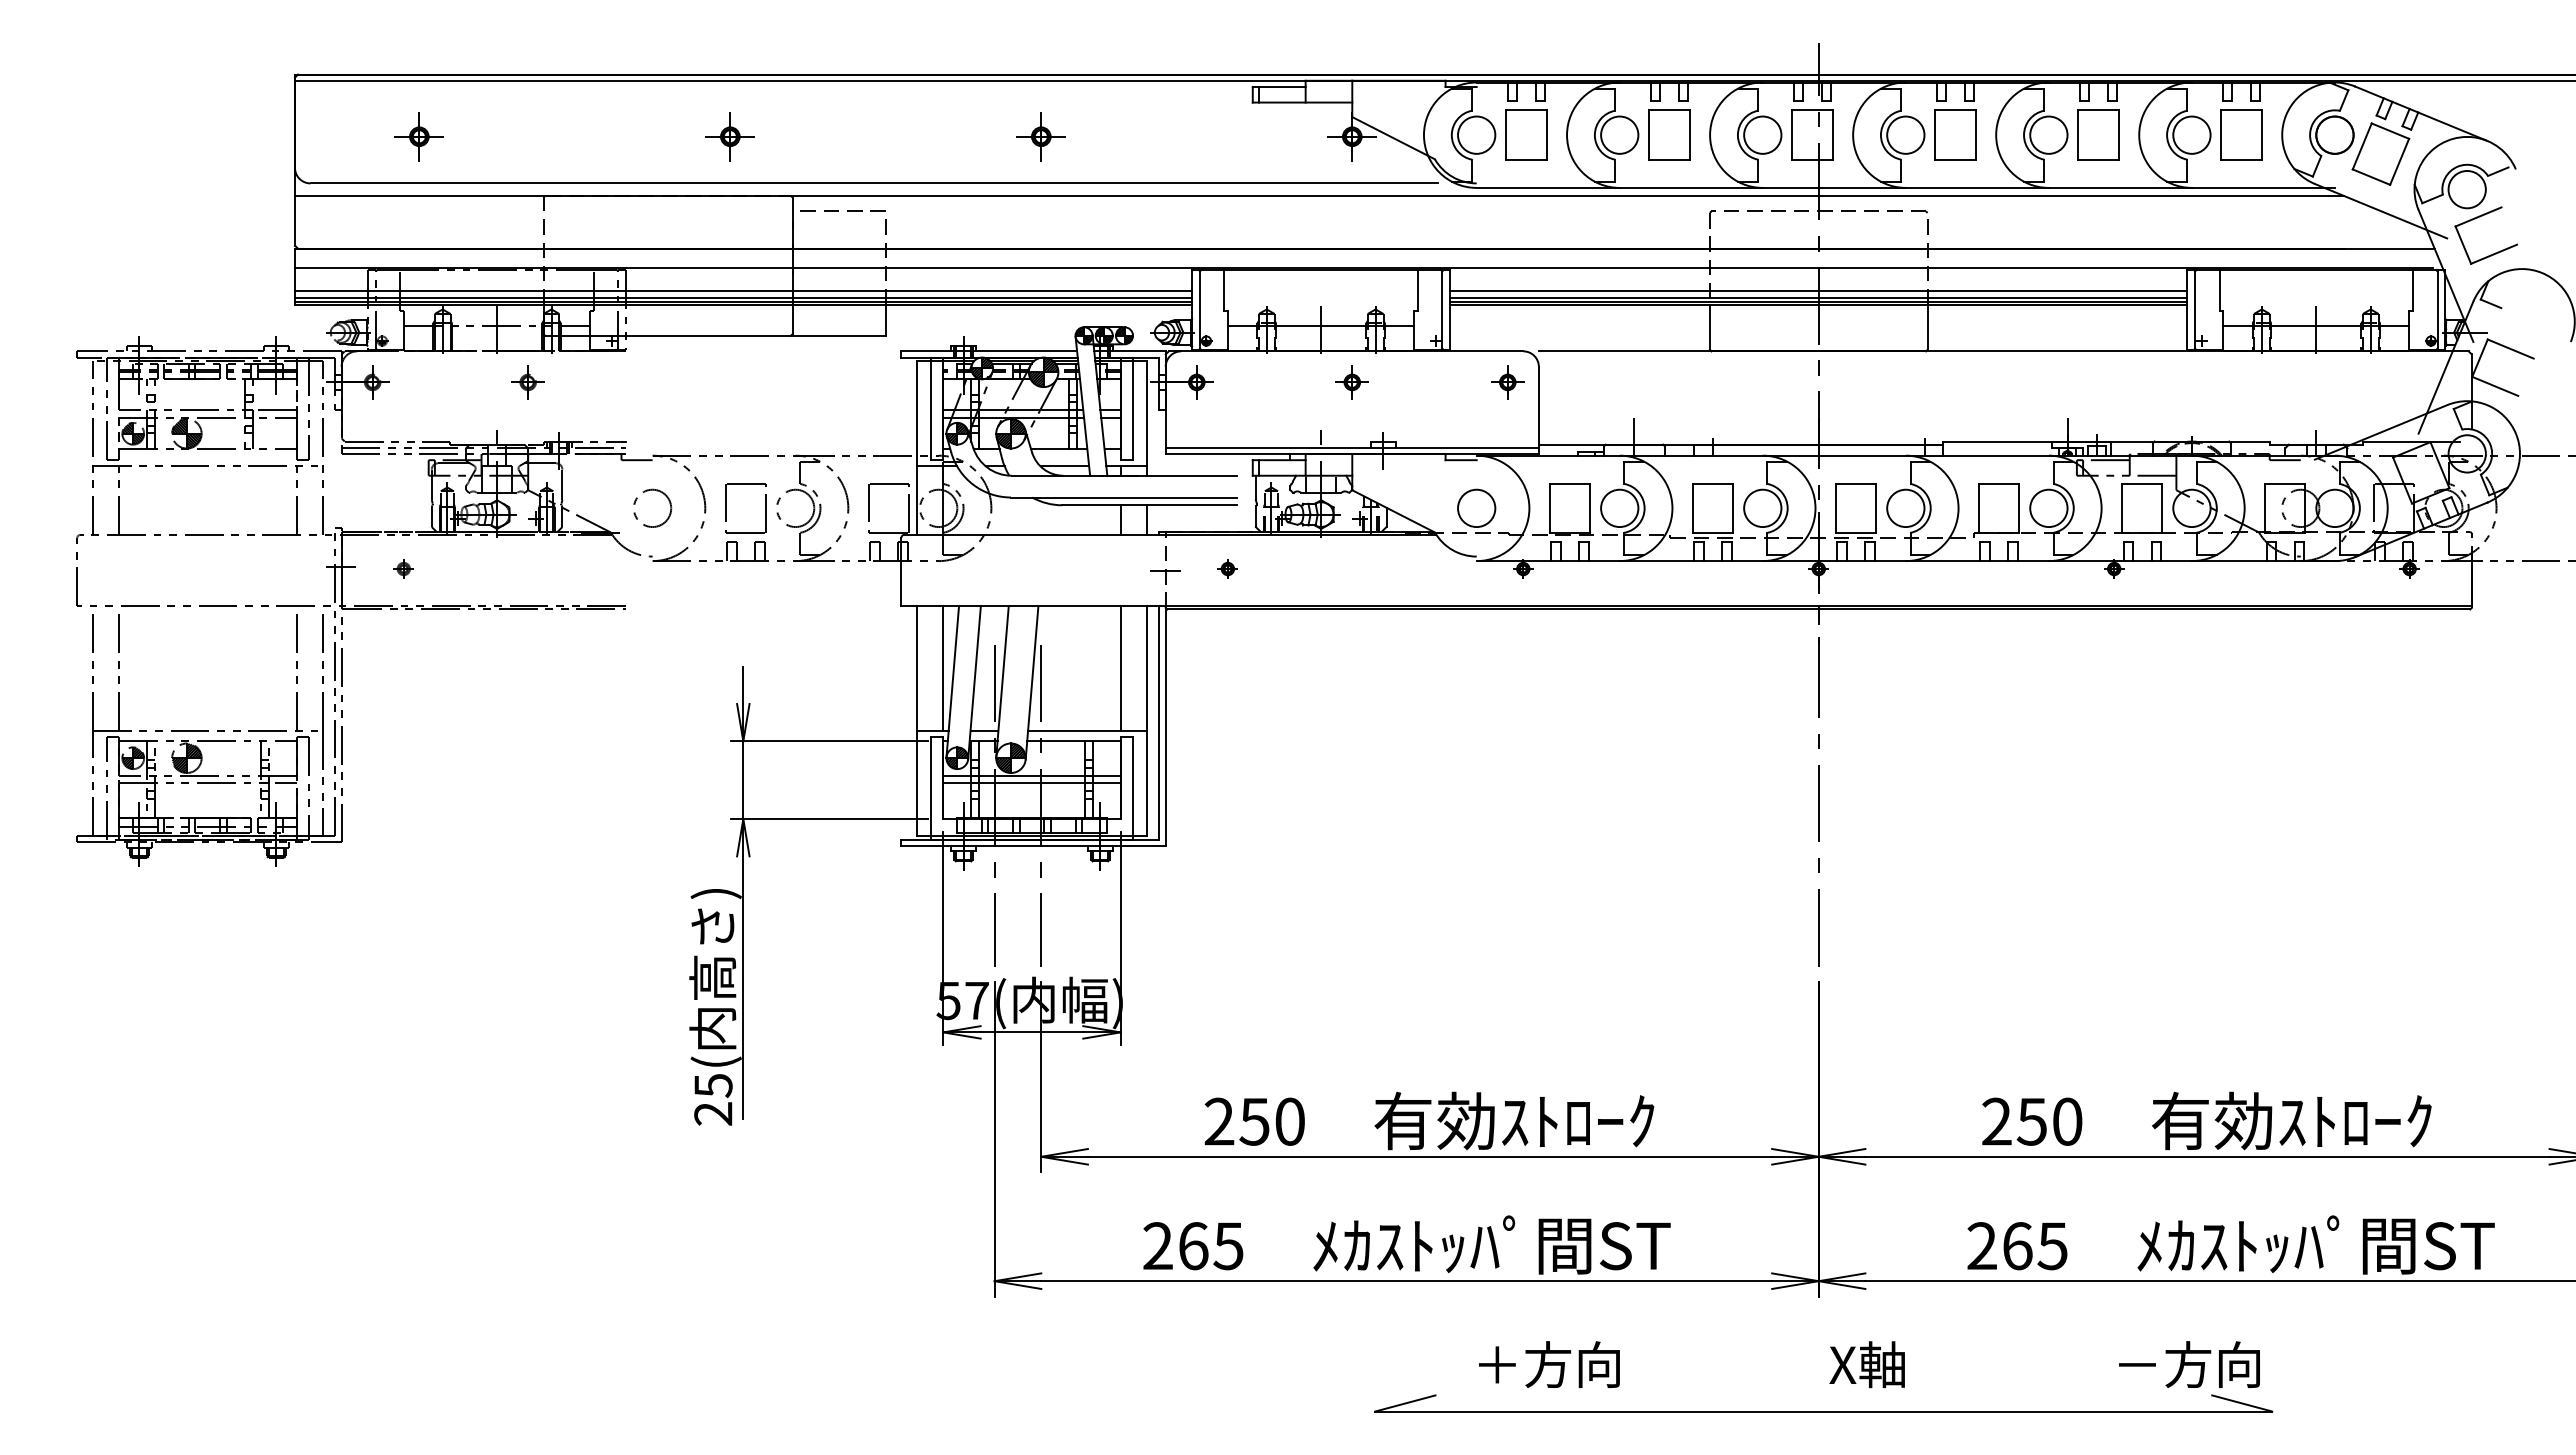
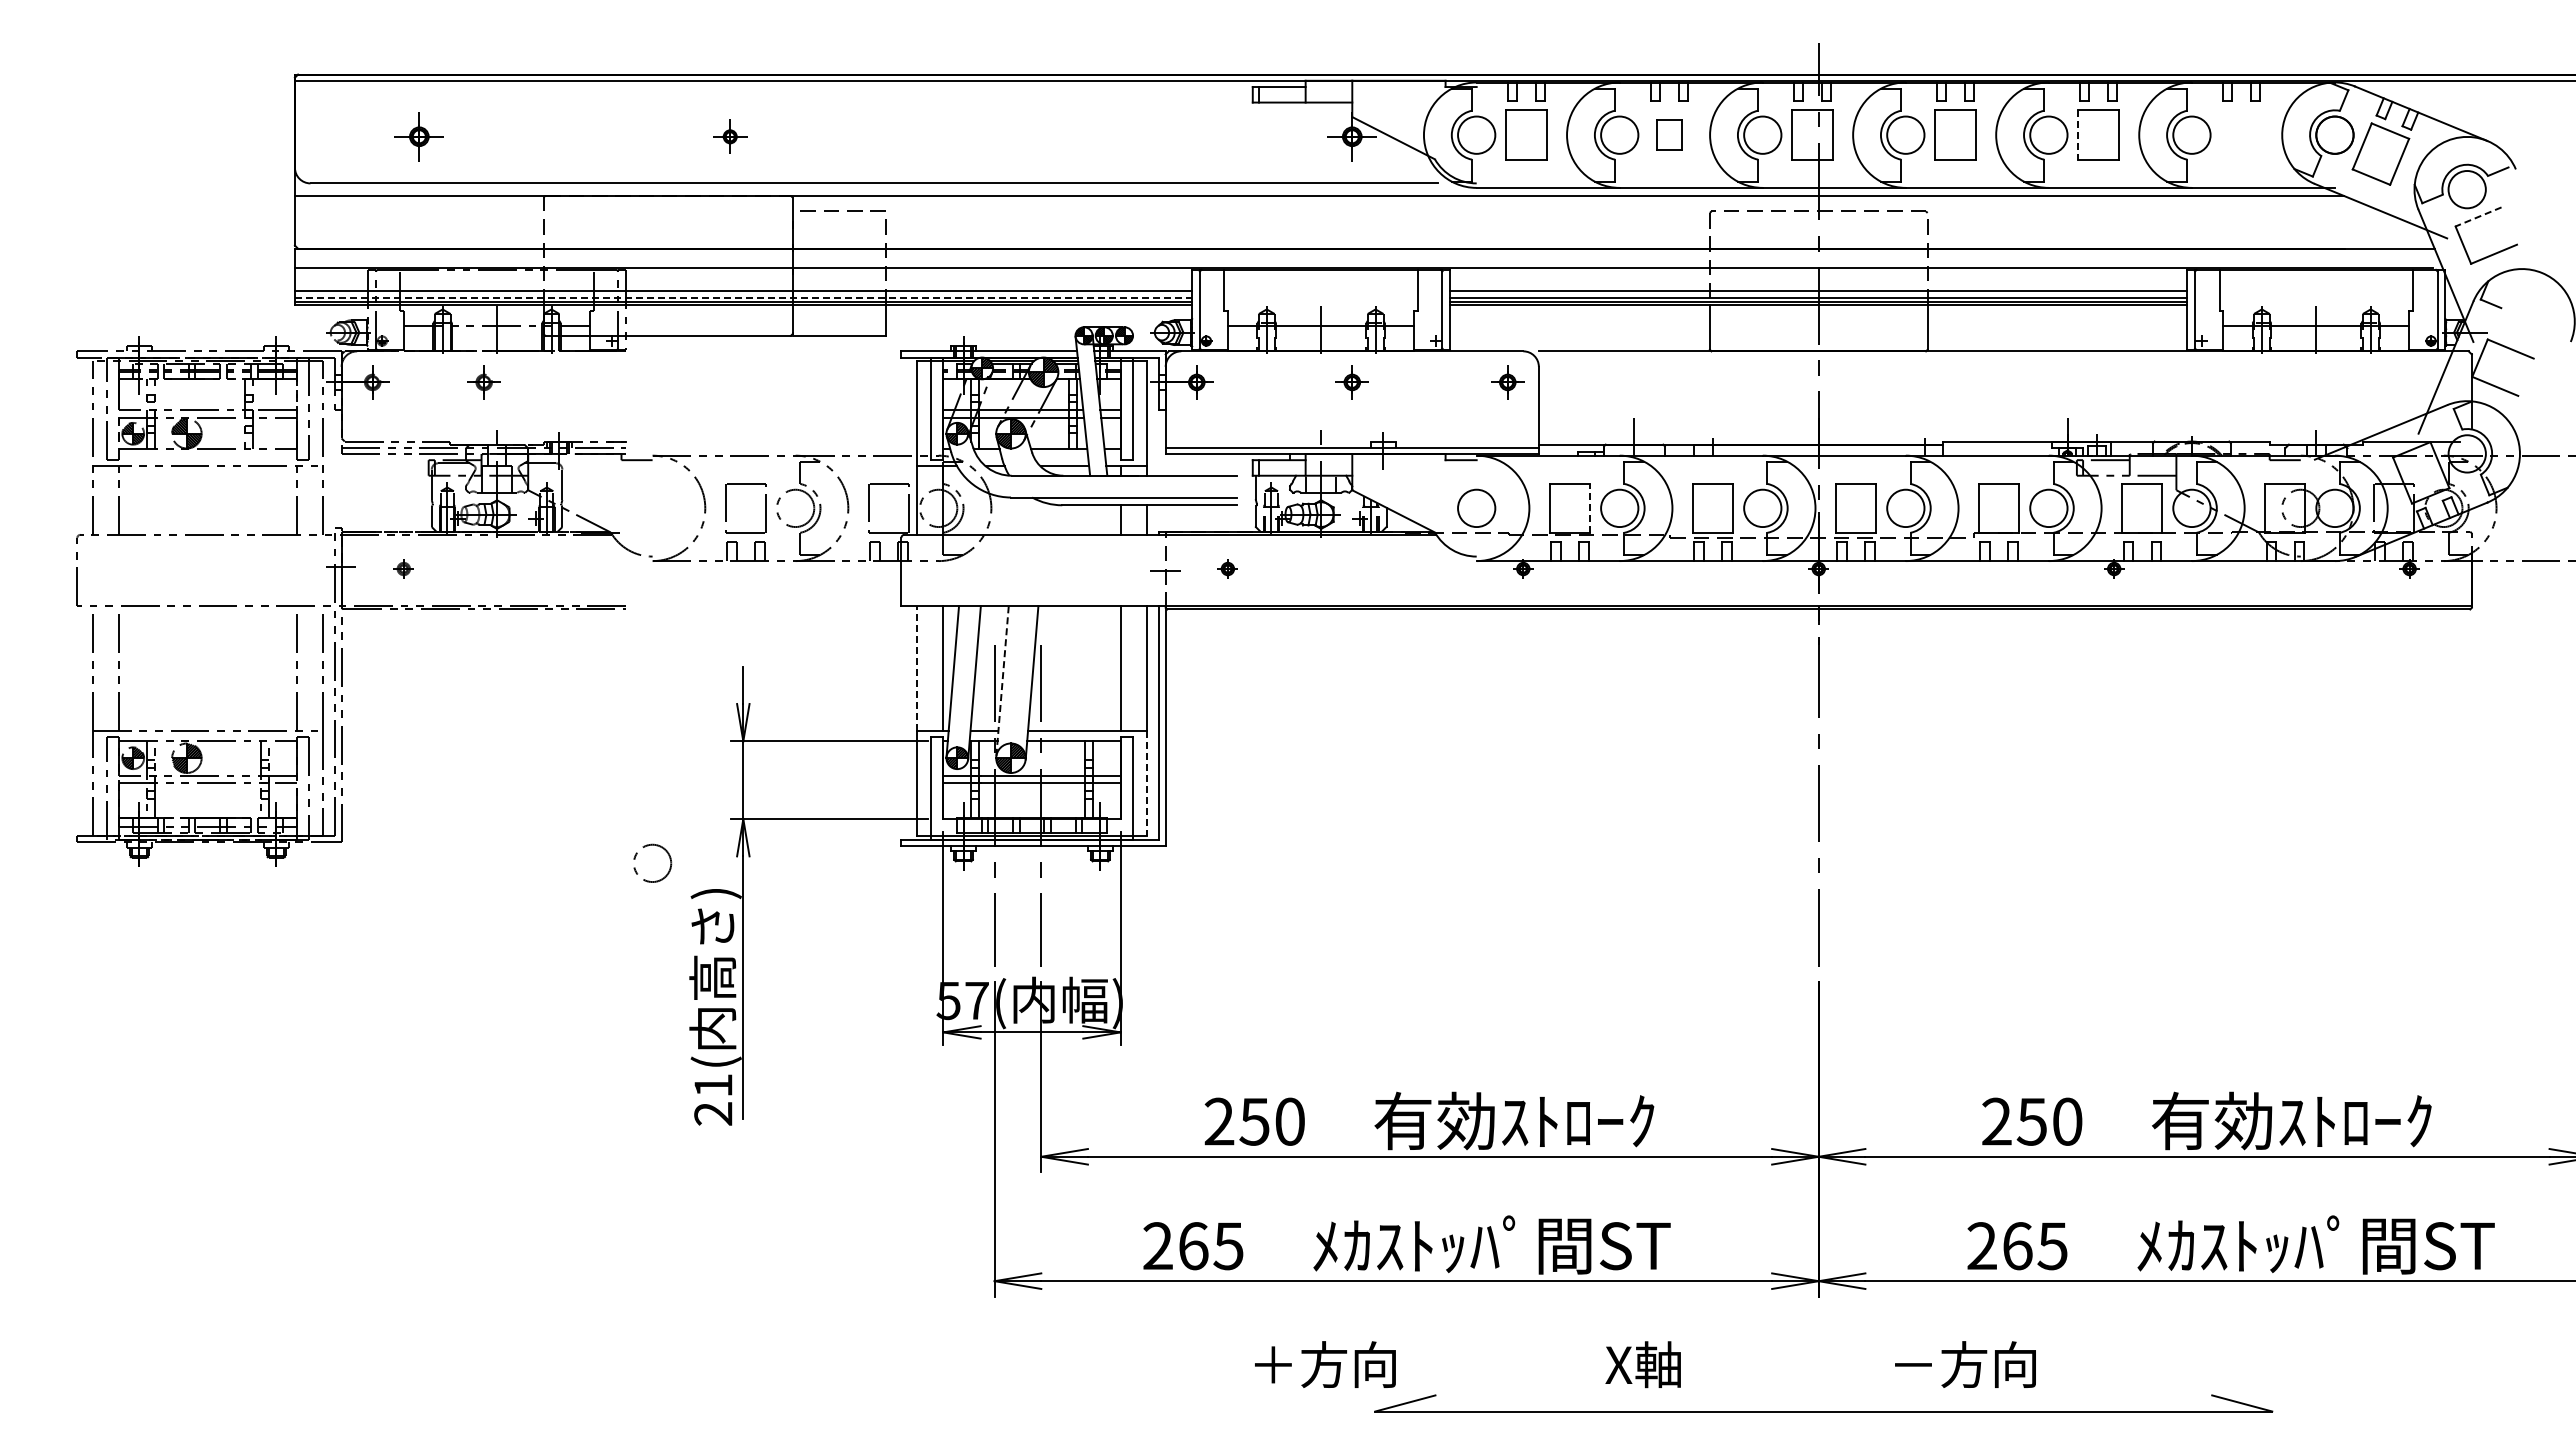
part size: 43x52 px -> 27x32 px (1669, 134)
part: present -> none (2241, 134)
line: solid -> dashed (2078, 135)
part size: 50x50 px -> 35x35 px (730, 136)
part: present -> none (1040, 136)
line: solid -> dashed (2478, 216)
line: solid -> dashed (743, 297)
part position: (527, 382) -> (483, 382) (483, 382)
circle position: (652, 507) -> (652, 862) (652, 862)
line: solid -> dashed (1590, 508)
line: solid -> dashed (916, 668)
line: solid -> dashed (1002, 681)
line: solid -> dashed (1147, 783)
text: 25( -> 21( (713, 1086)
text position: (1869, 1364) -> (1645, 1364) (1645, 1364)
